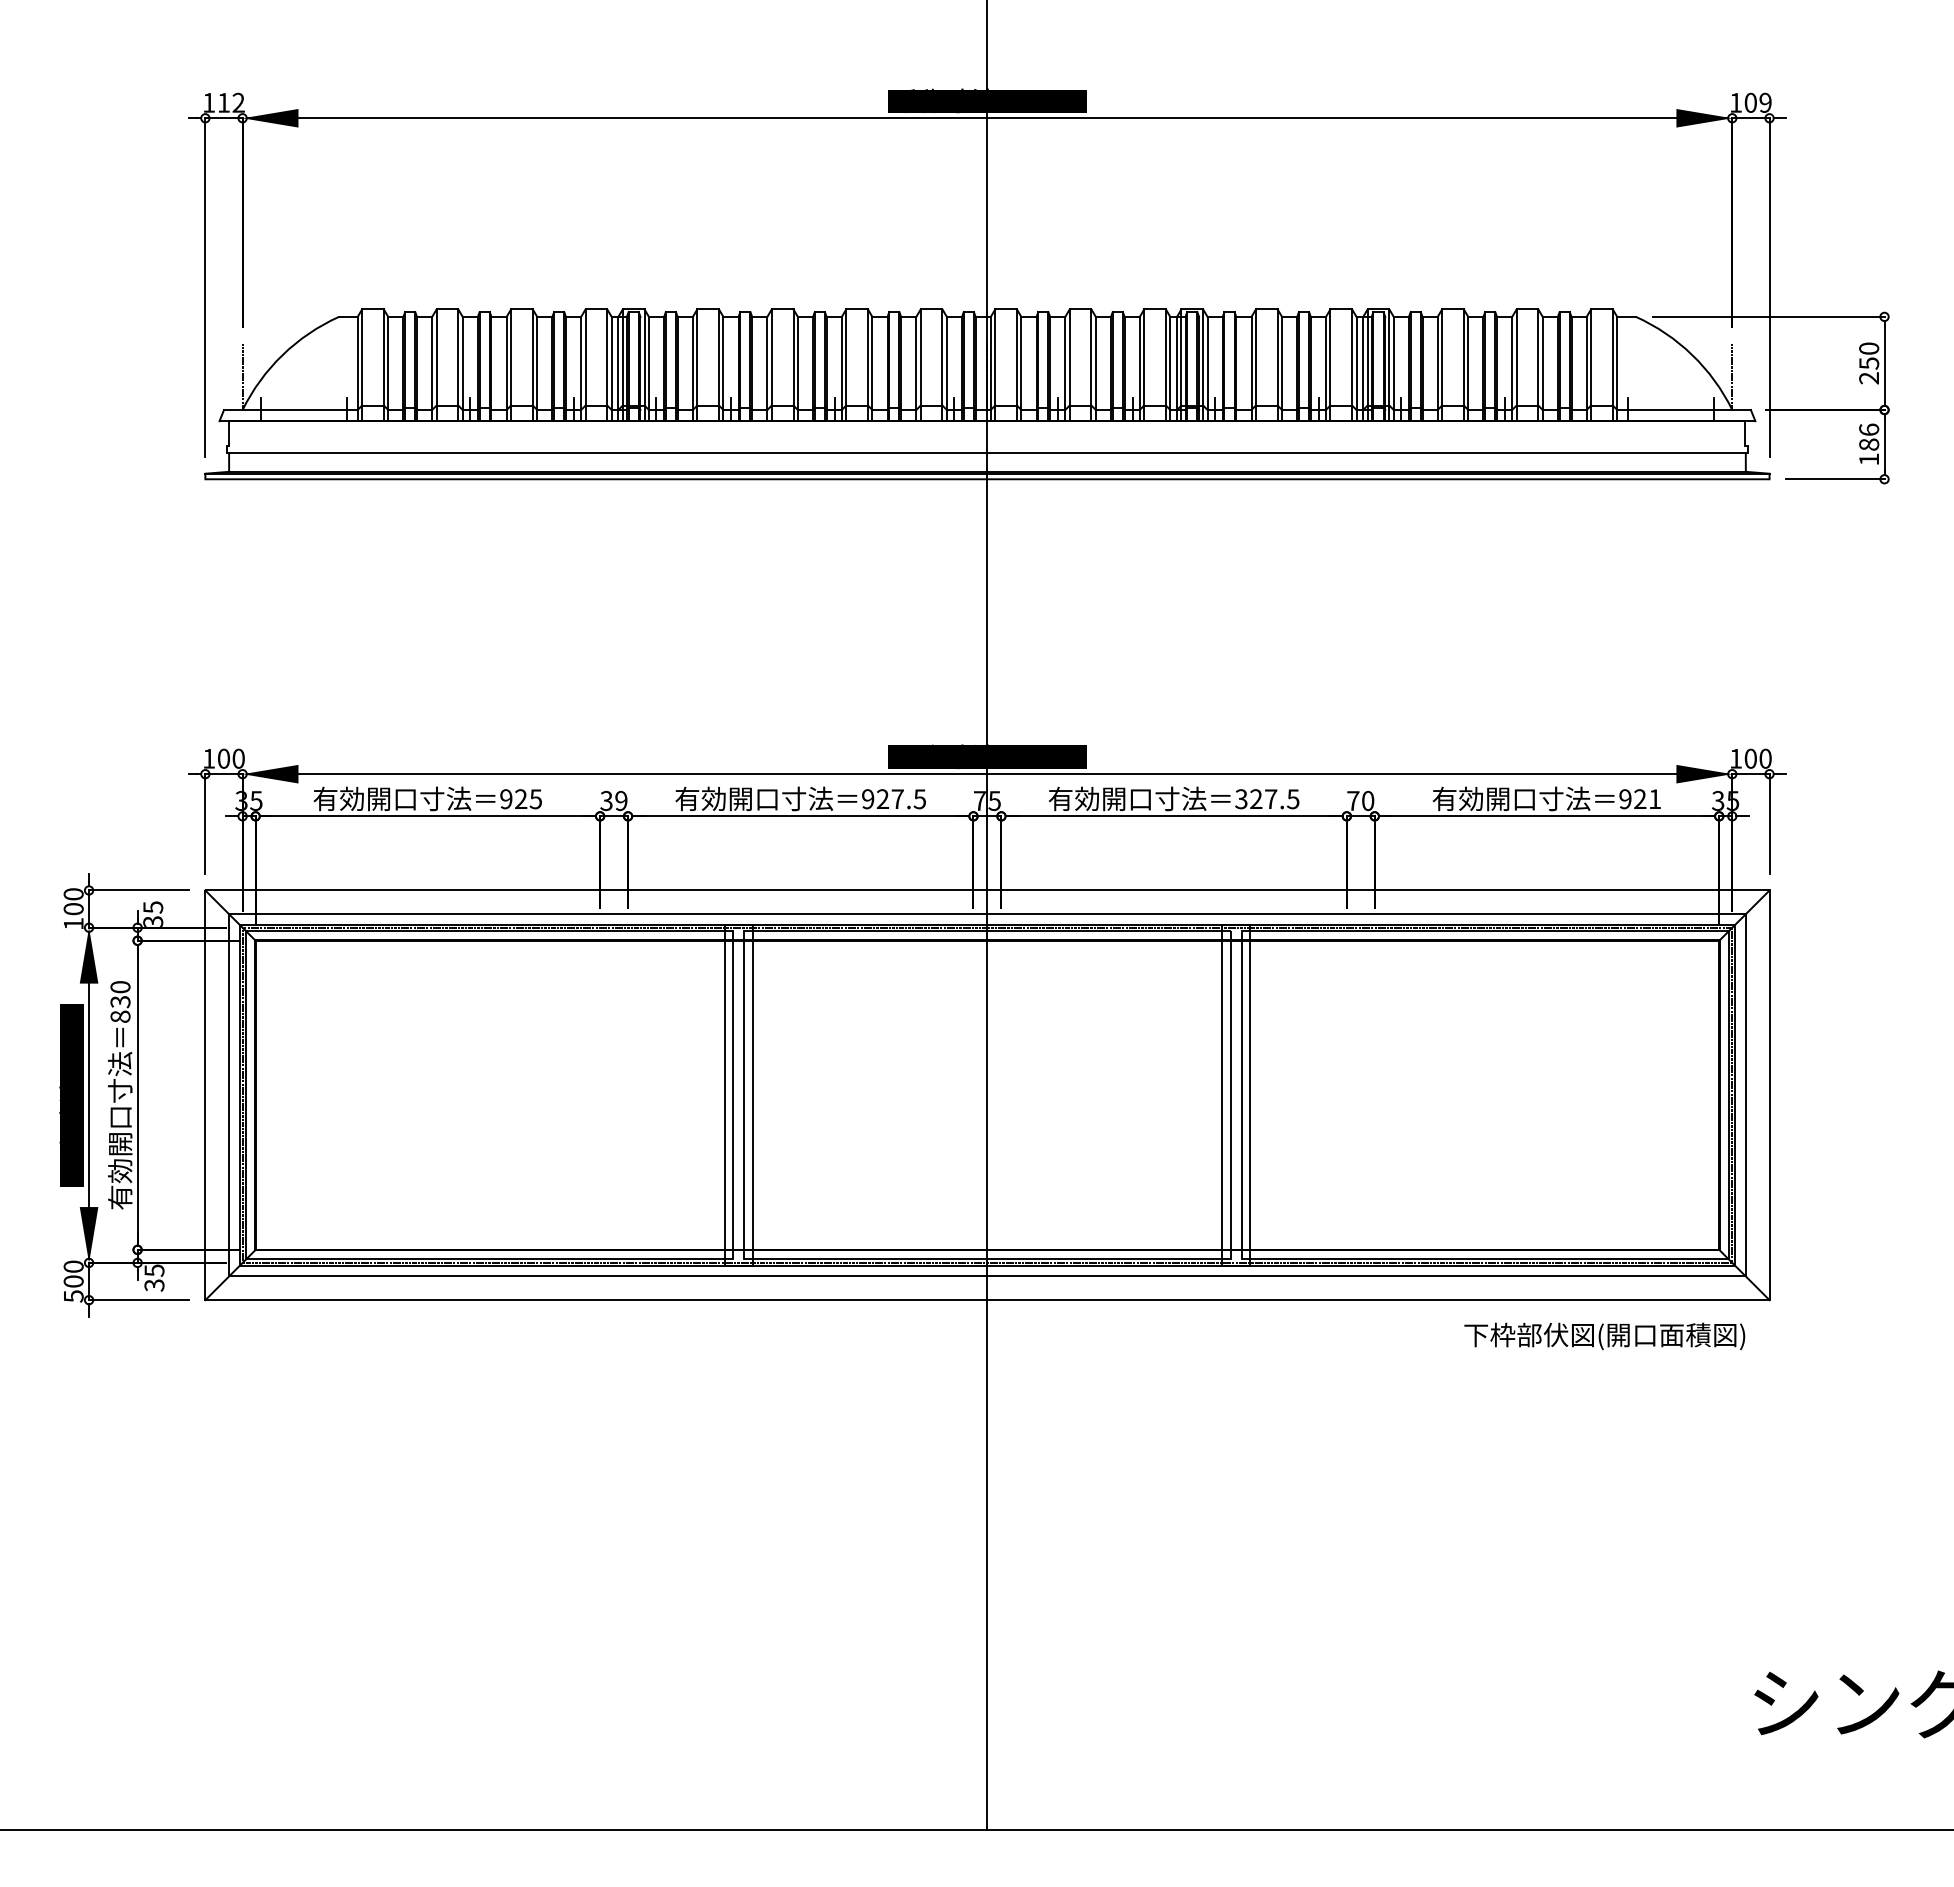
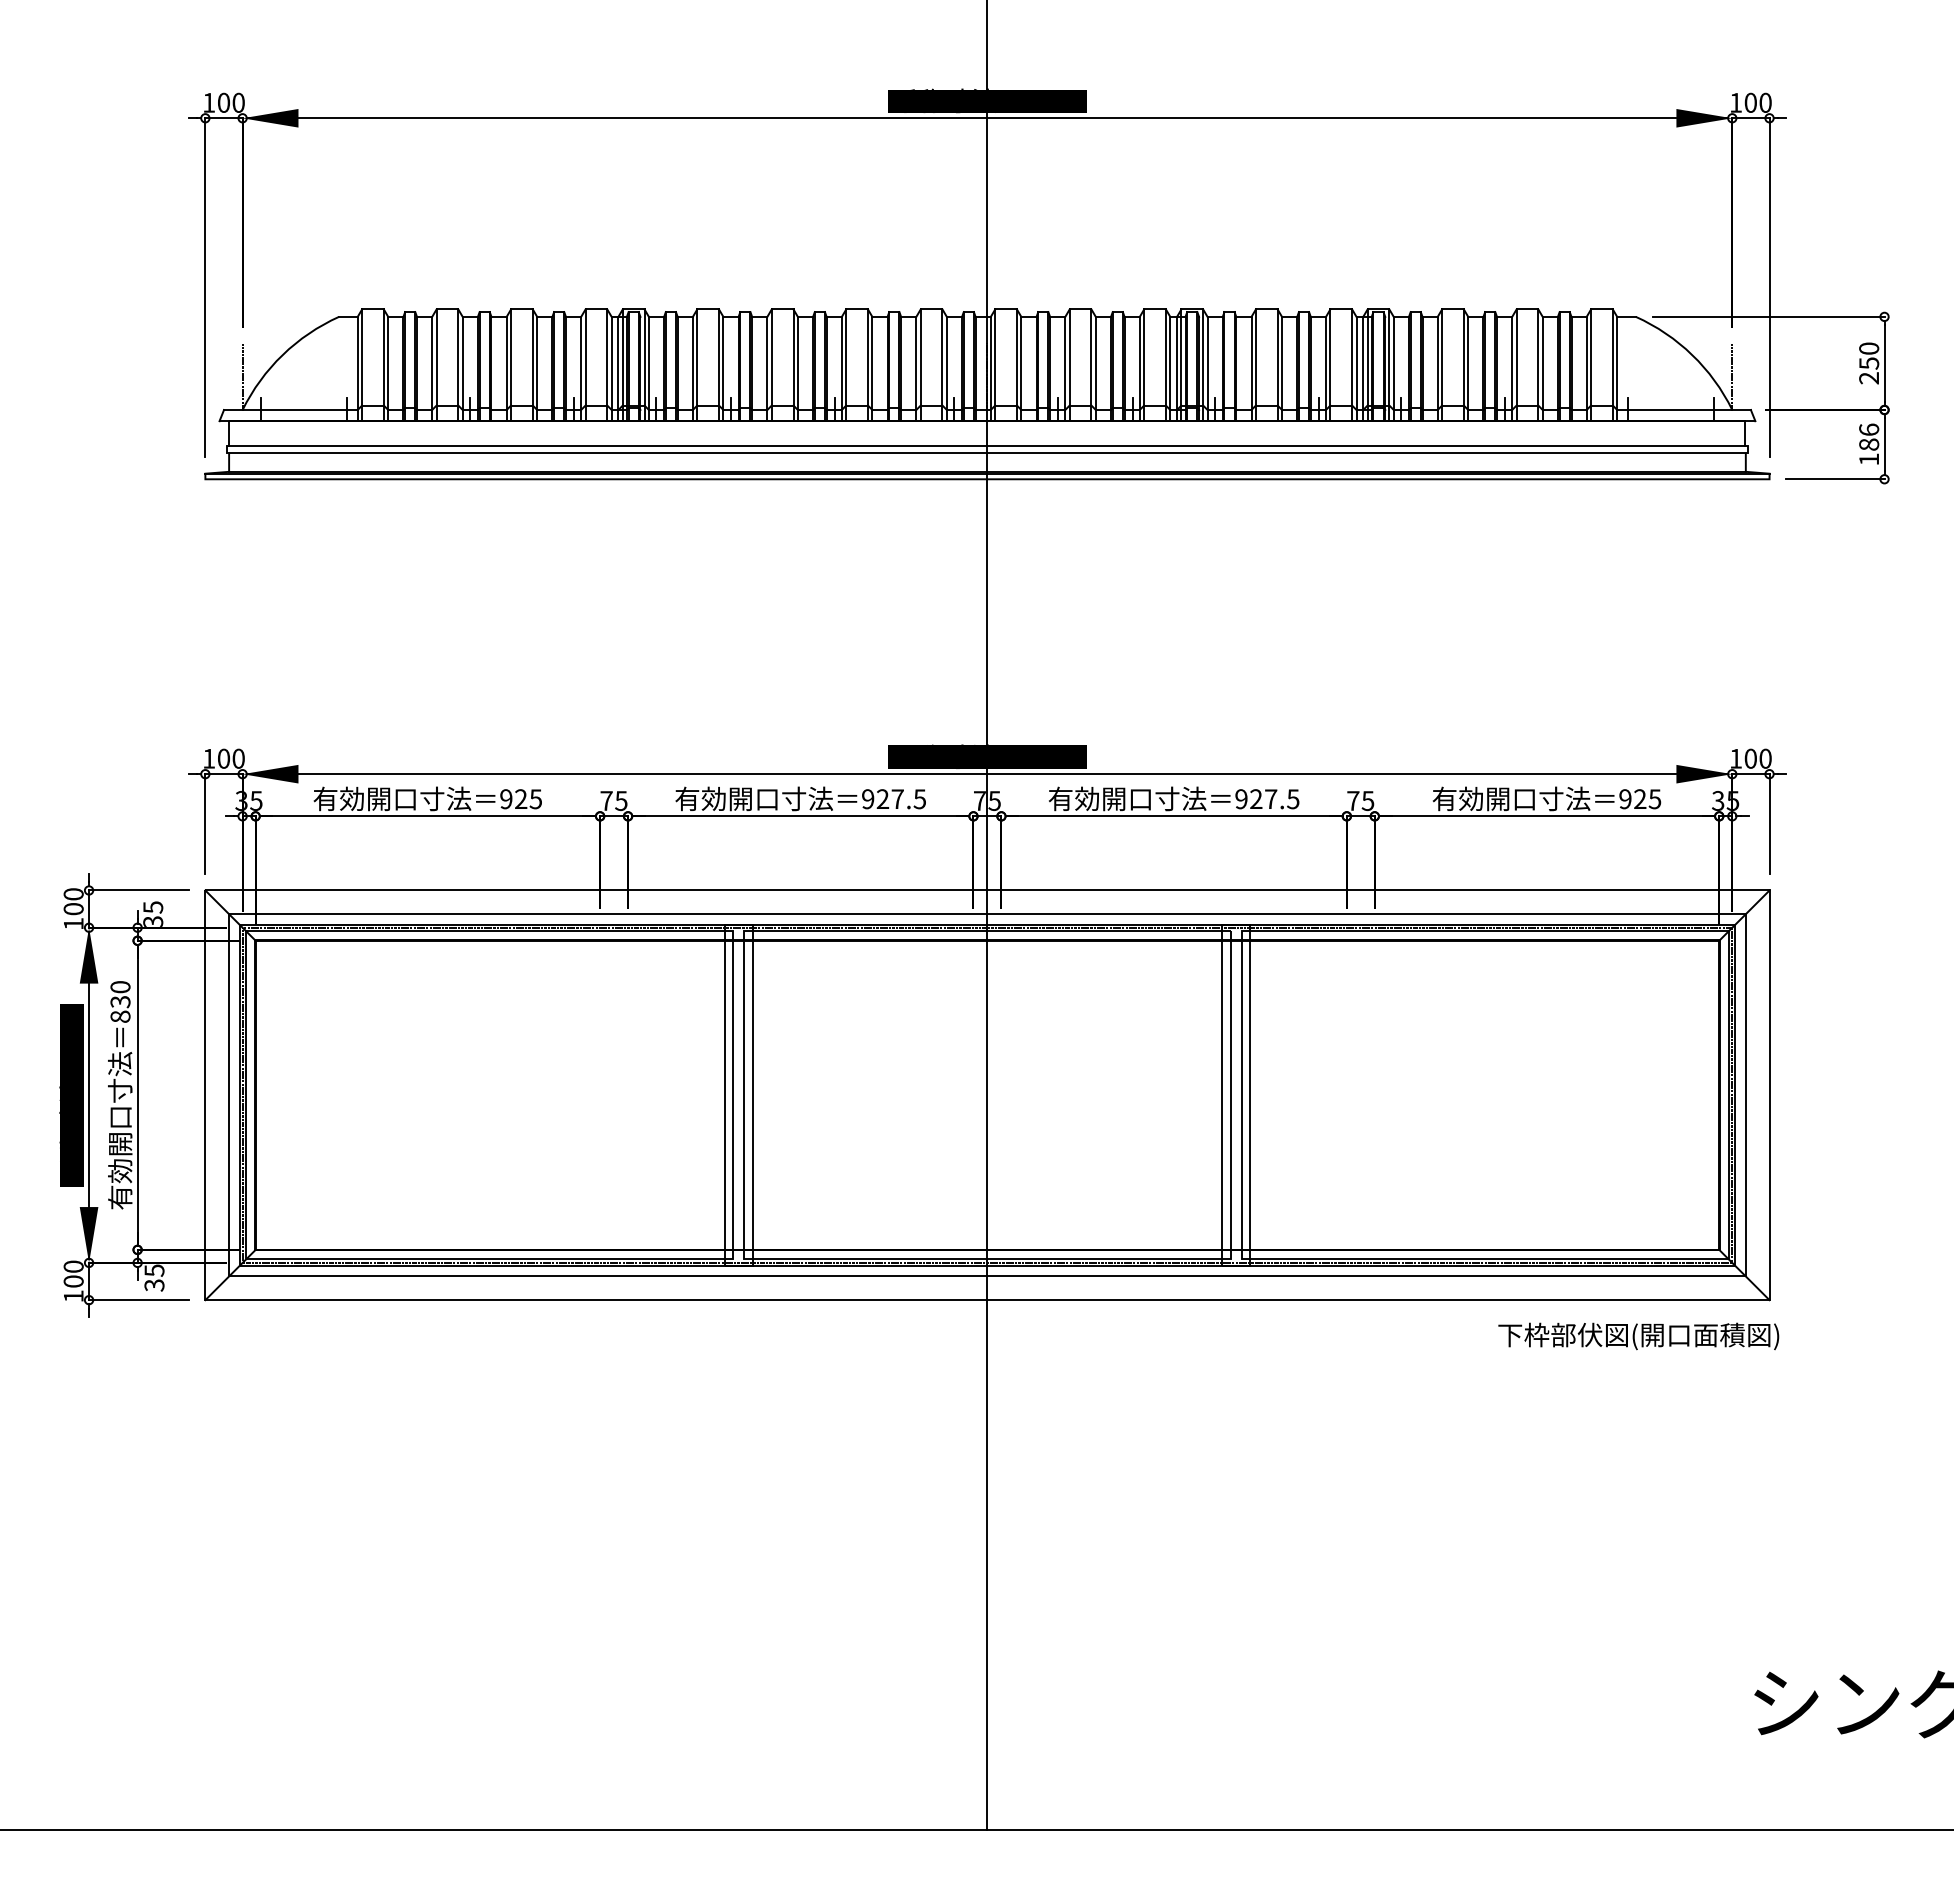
text: 112 -> 100 (231, 102)
text: 109 -> 100 (1765, 102)
line: none -> present (987, 445)
text: 327.5 -> 927.5 (1241, 799)
text: 921 -> 925 (1654, 799)
text: 39 -> 75 (613, 800)
text: 70 -> 75 (1367, 800)
text: 500 -> 100 (73, 1296)
text position: (1604, 1336) -> (1638, 1336) (1638, 1336)
